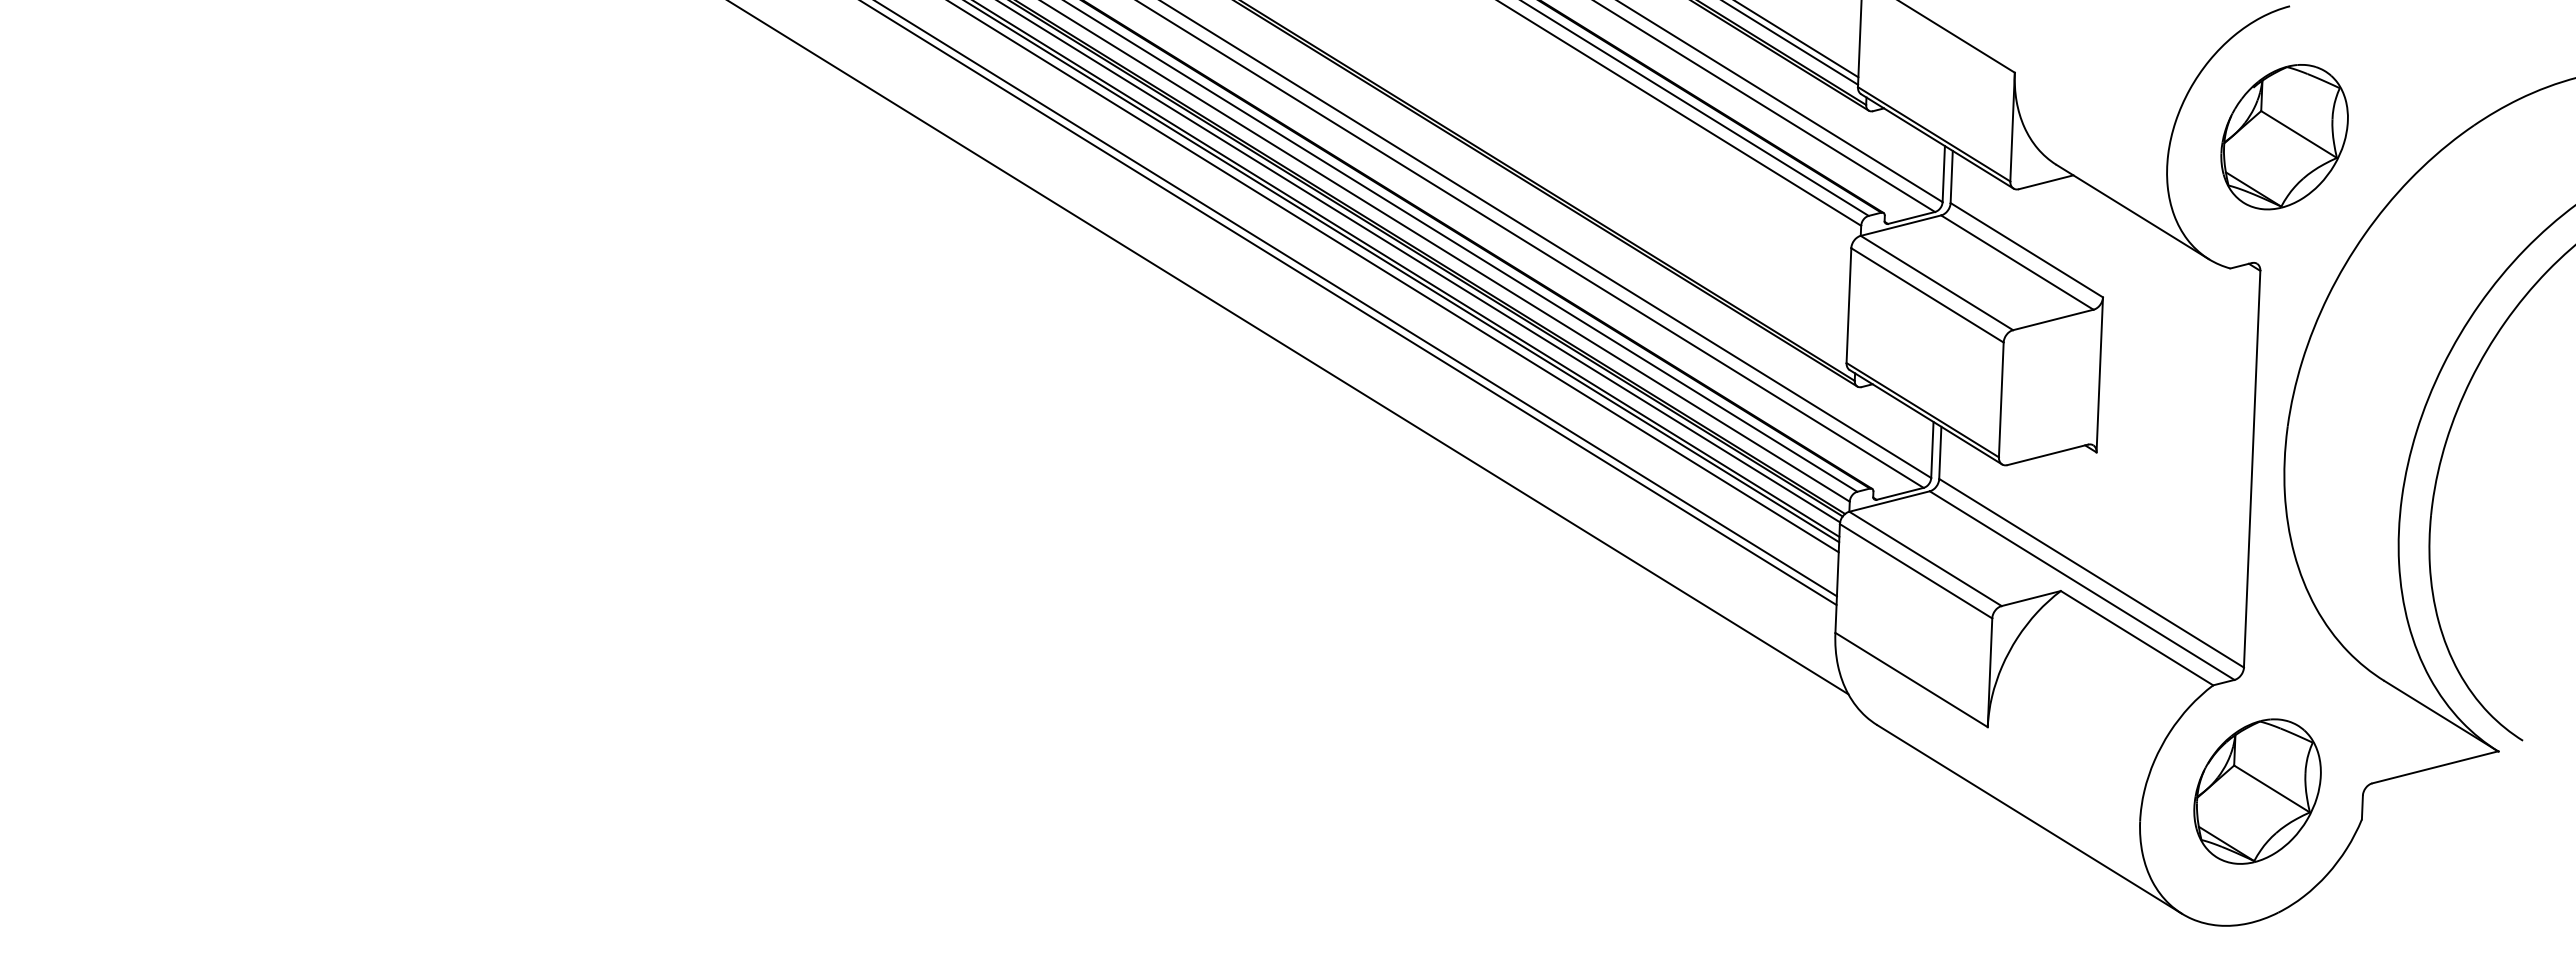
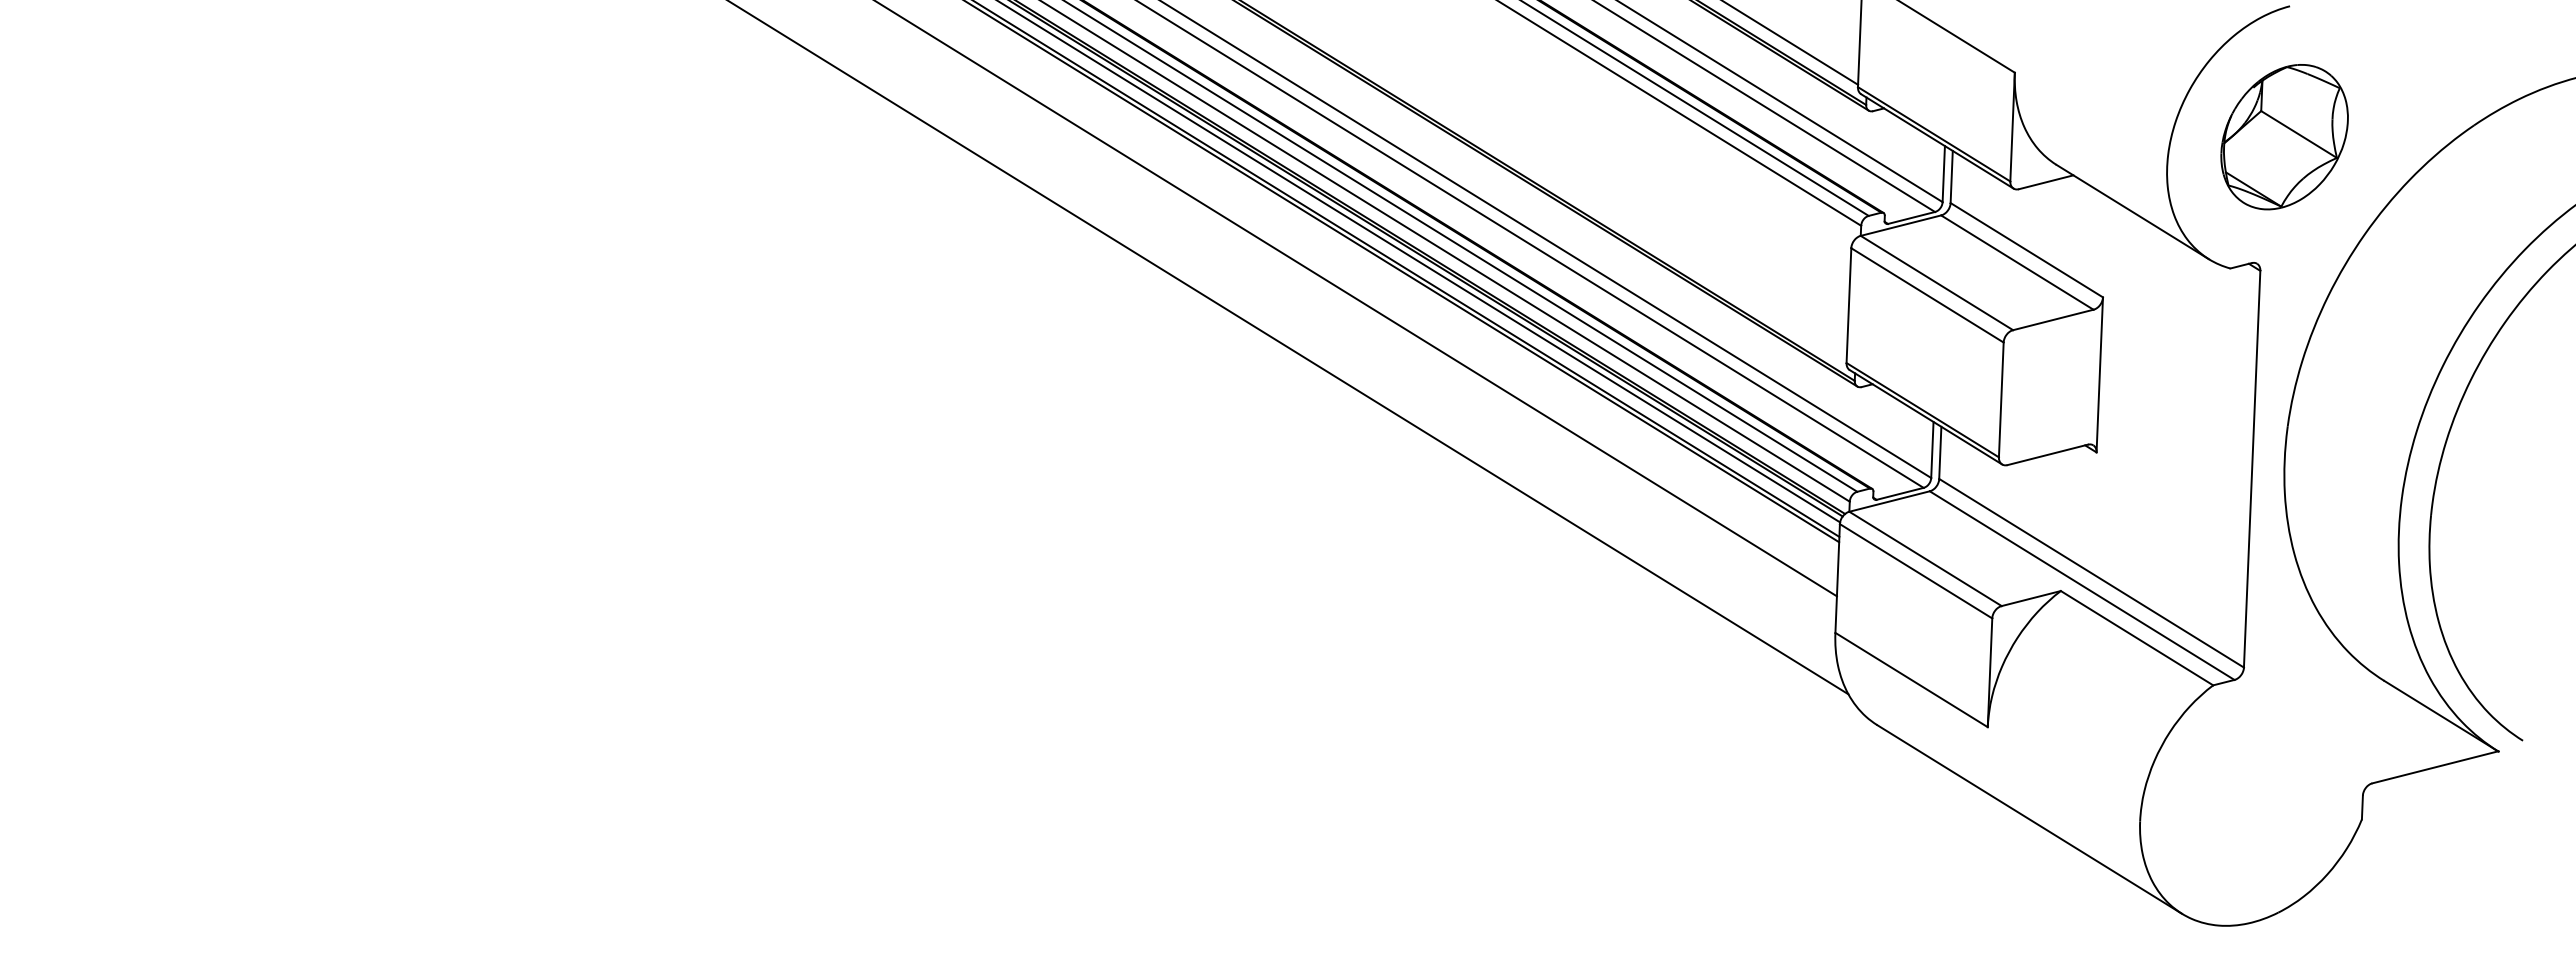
line: present -> none (1797, 39)
line: present -> none (1394, 277)
line: present -> none (1349, 303)
part: present -> none (2257, 791)
